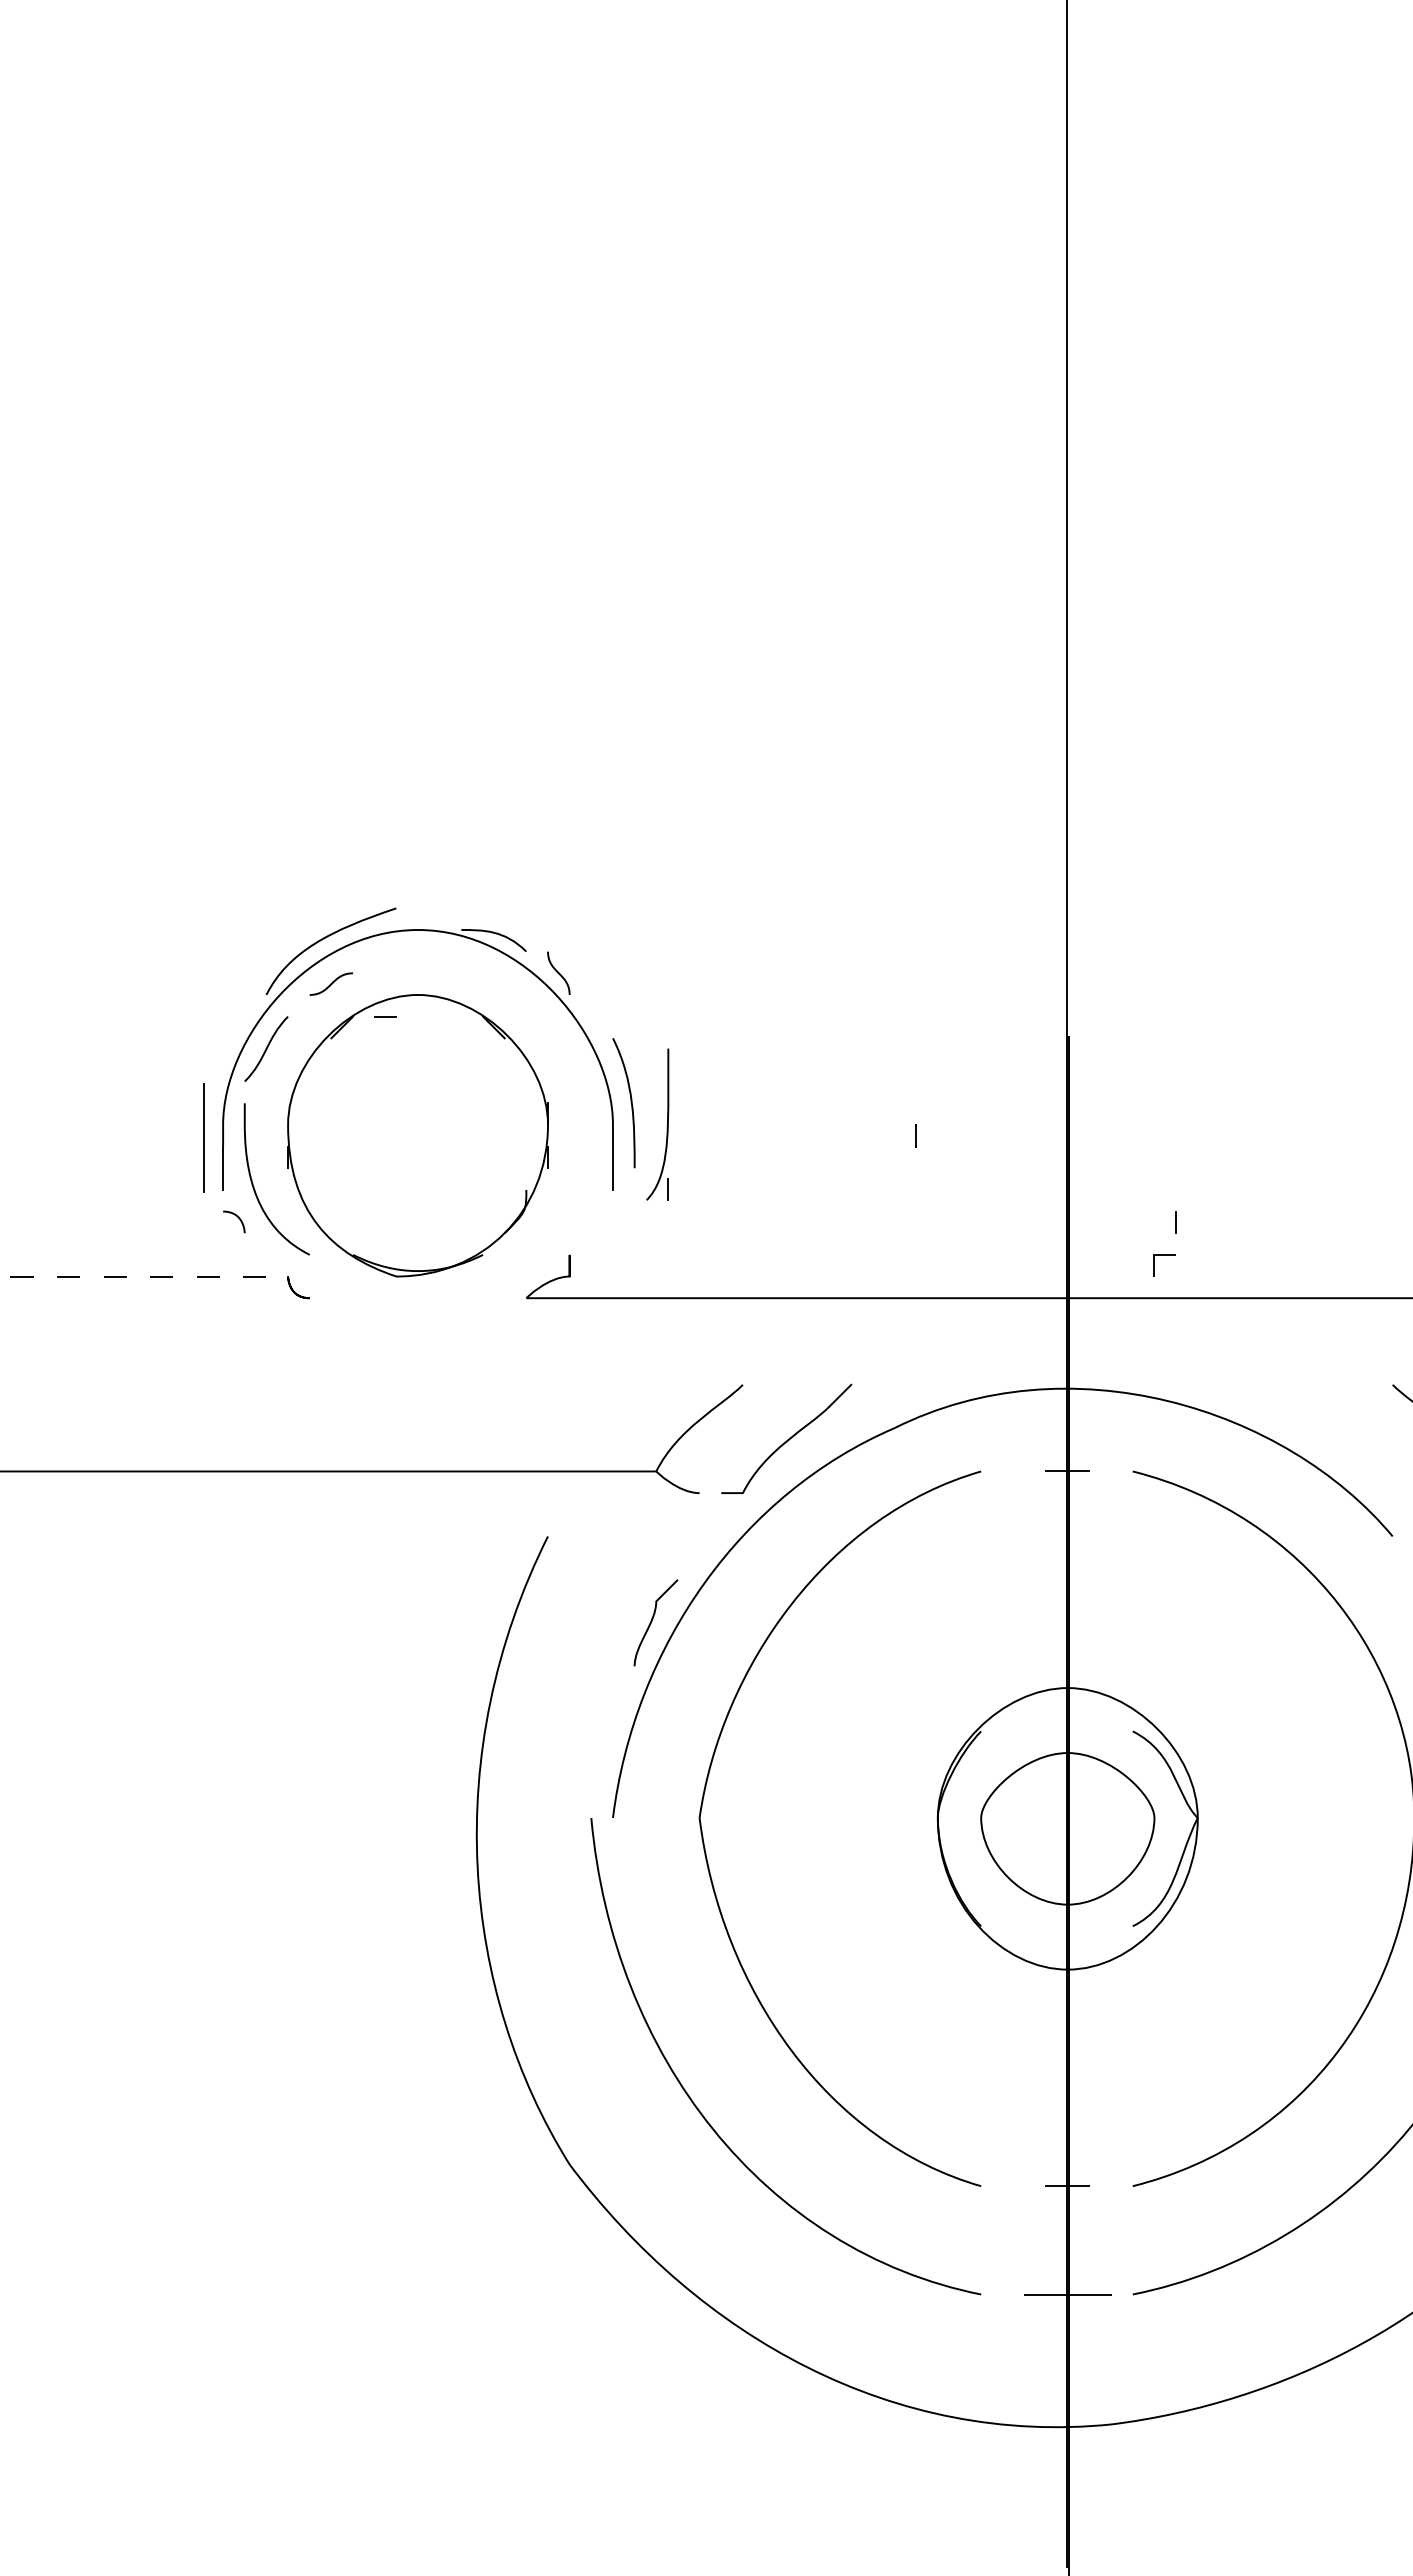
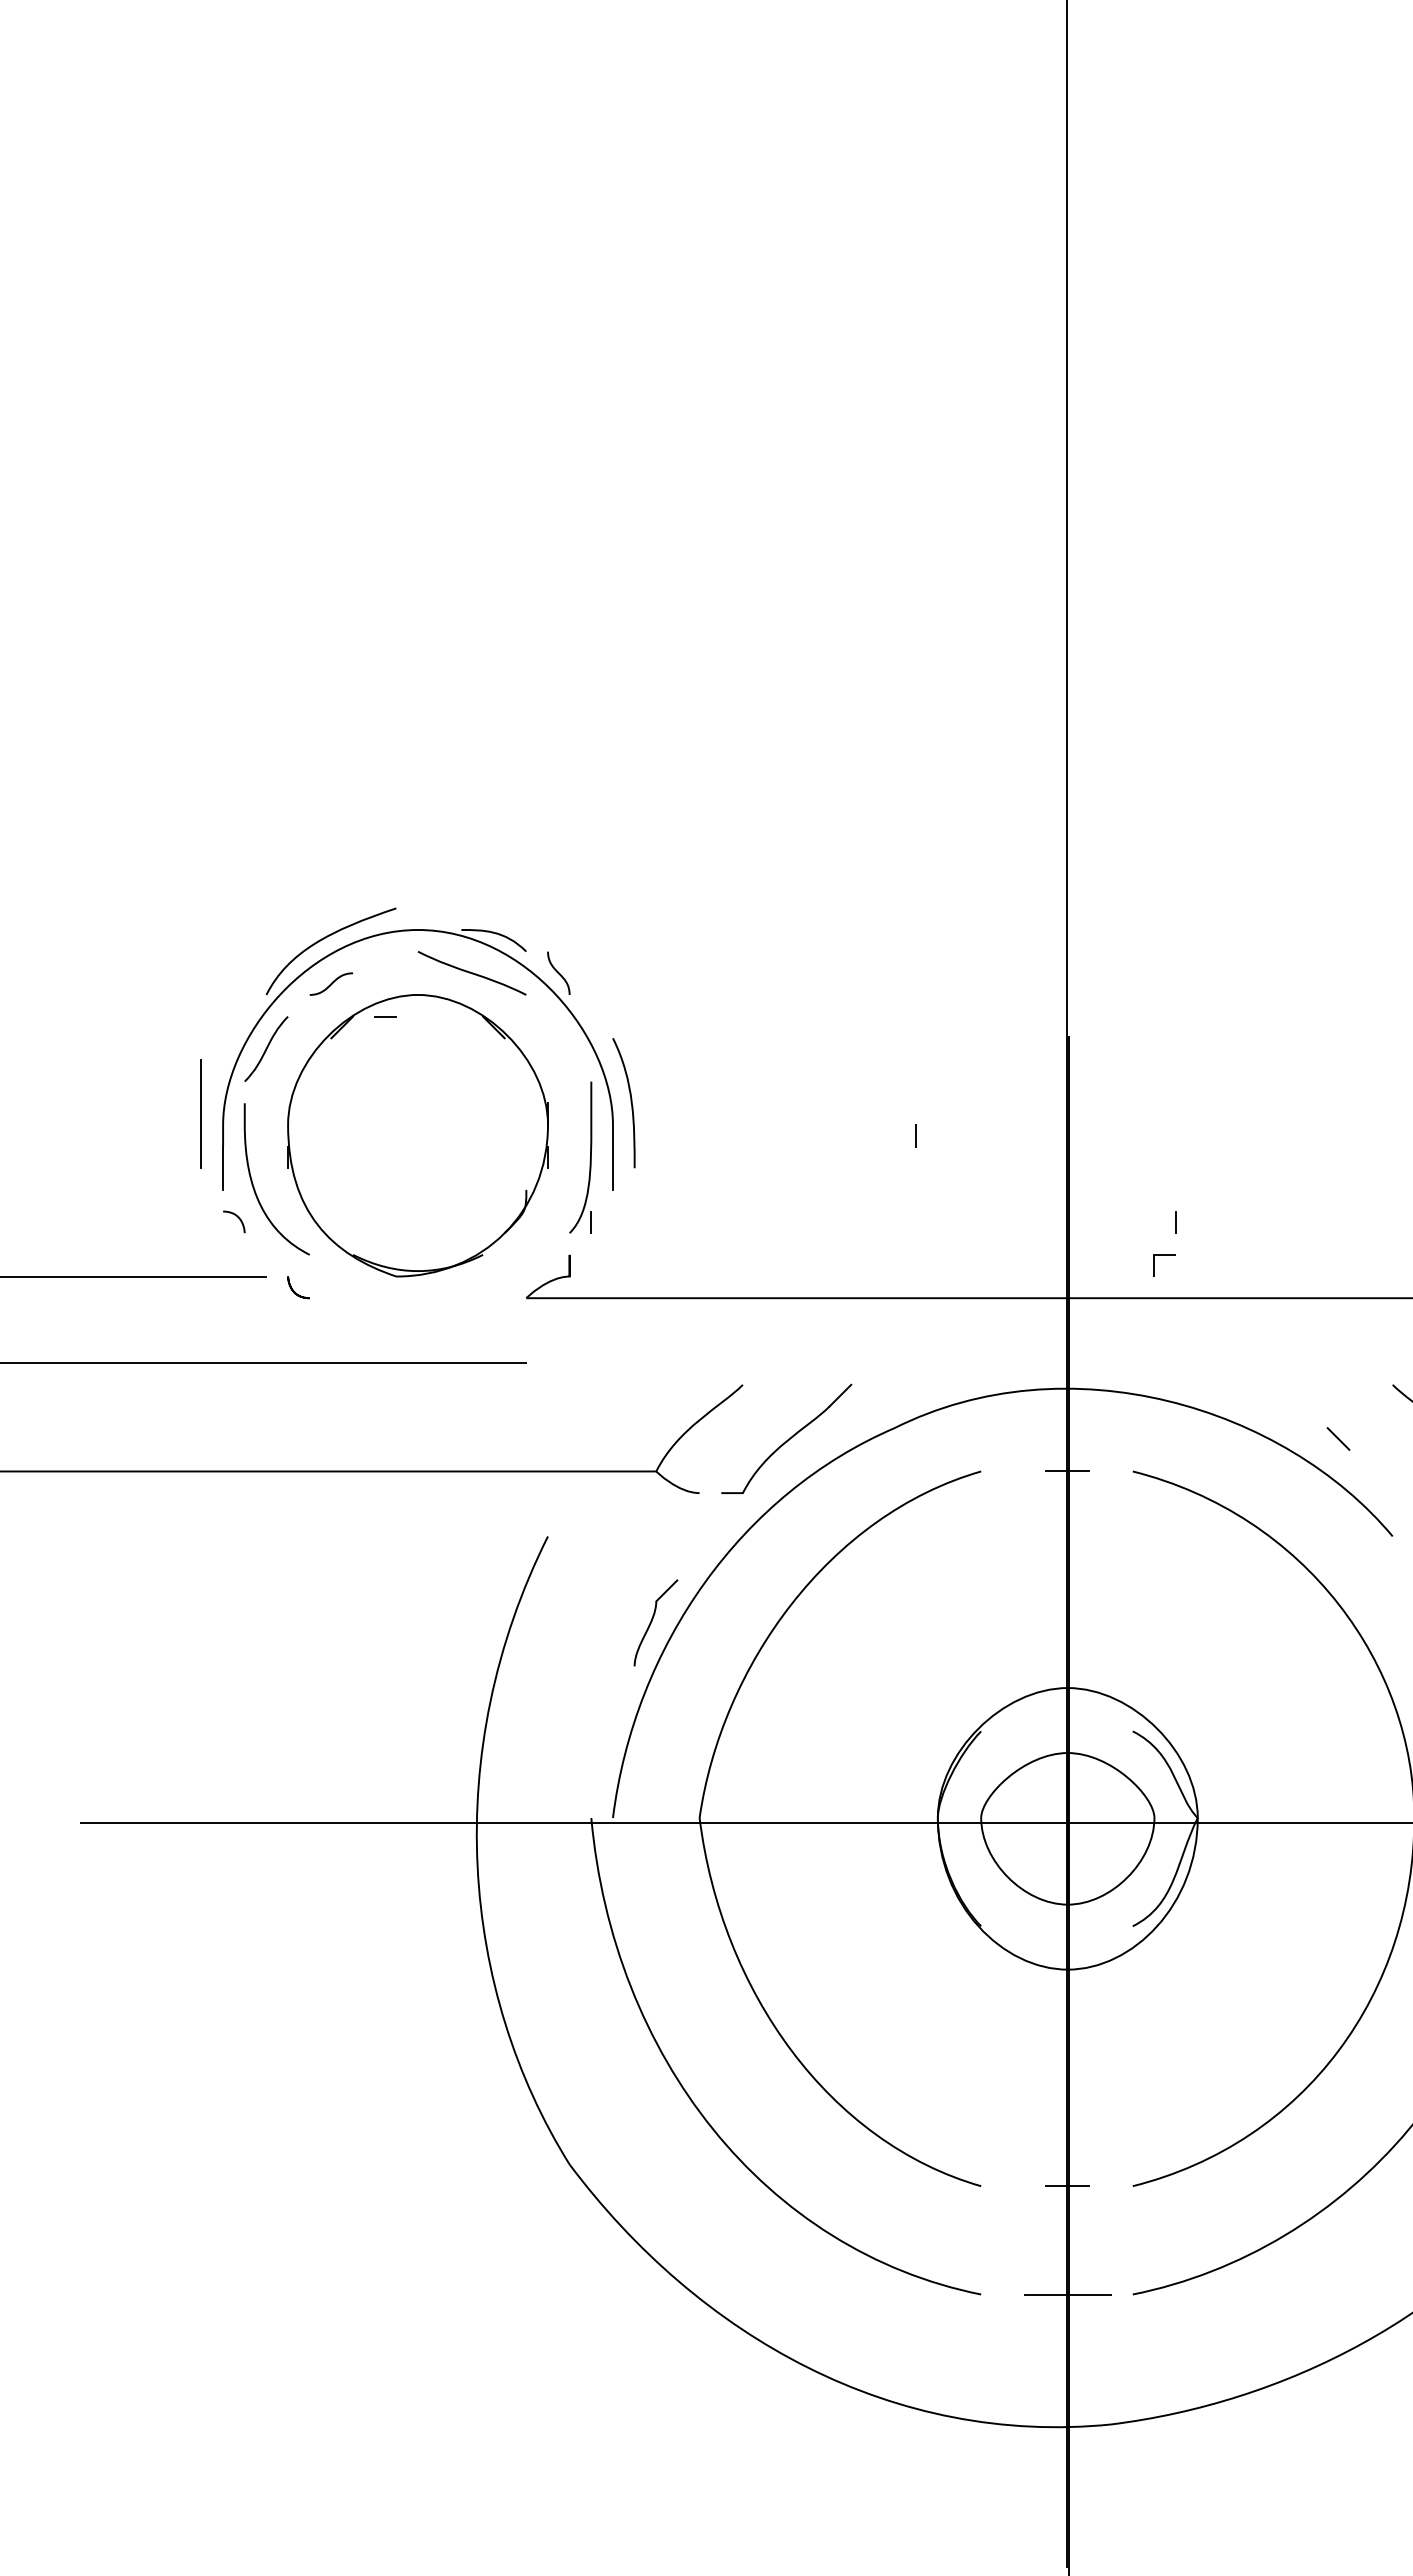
curve: none -> present (471, 973)
part position: (666, 1126) -> (589, 1159) (589, 1159)
line position: (203, 1137) -> (200, 1113) (200, 1113)
line: dashed -> solid (133, 1276)
line: none -> present (264, 1363)
line: none -> present (1338, 1438)
line: none -> present (744, 1823)
